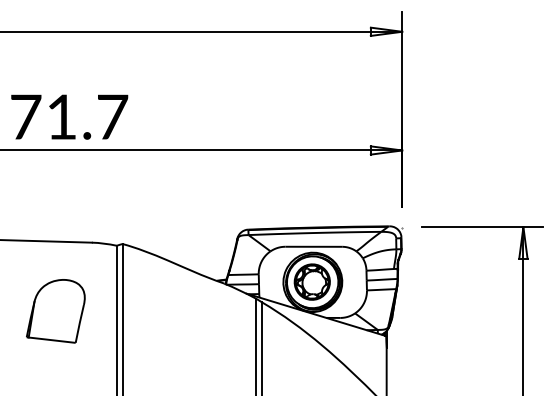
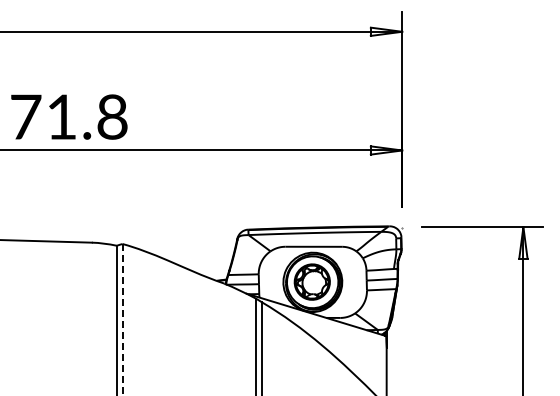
text: 71.7 -> 71.8 (112, 116)
part: present -> none (55, 311)
line: solid -> dashed (122, 319)
